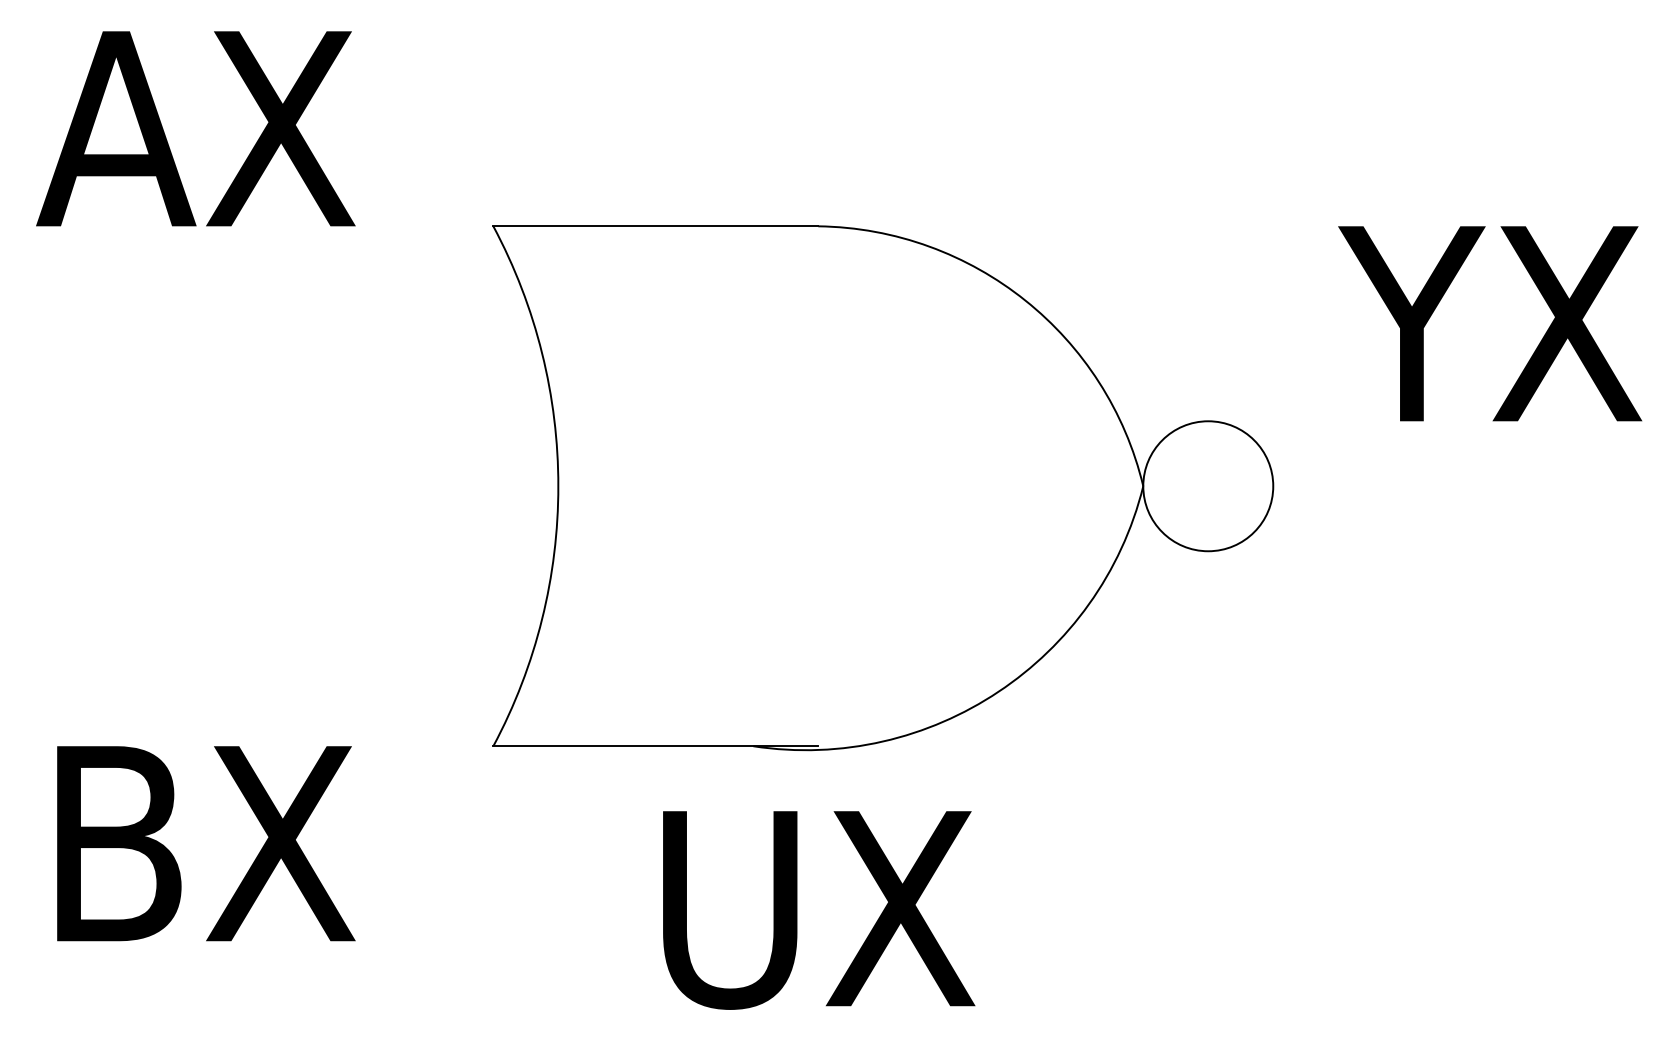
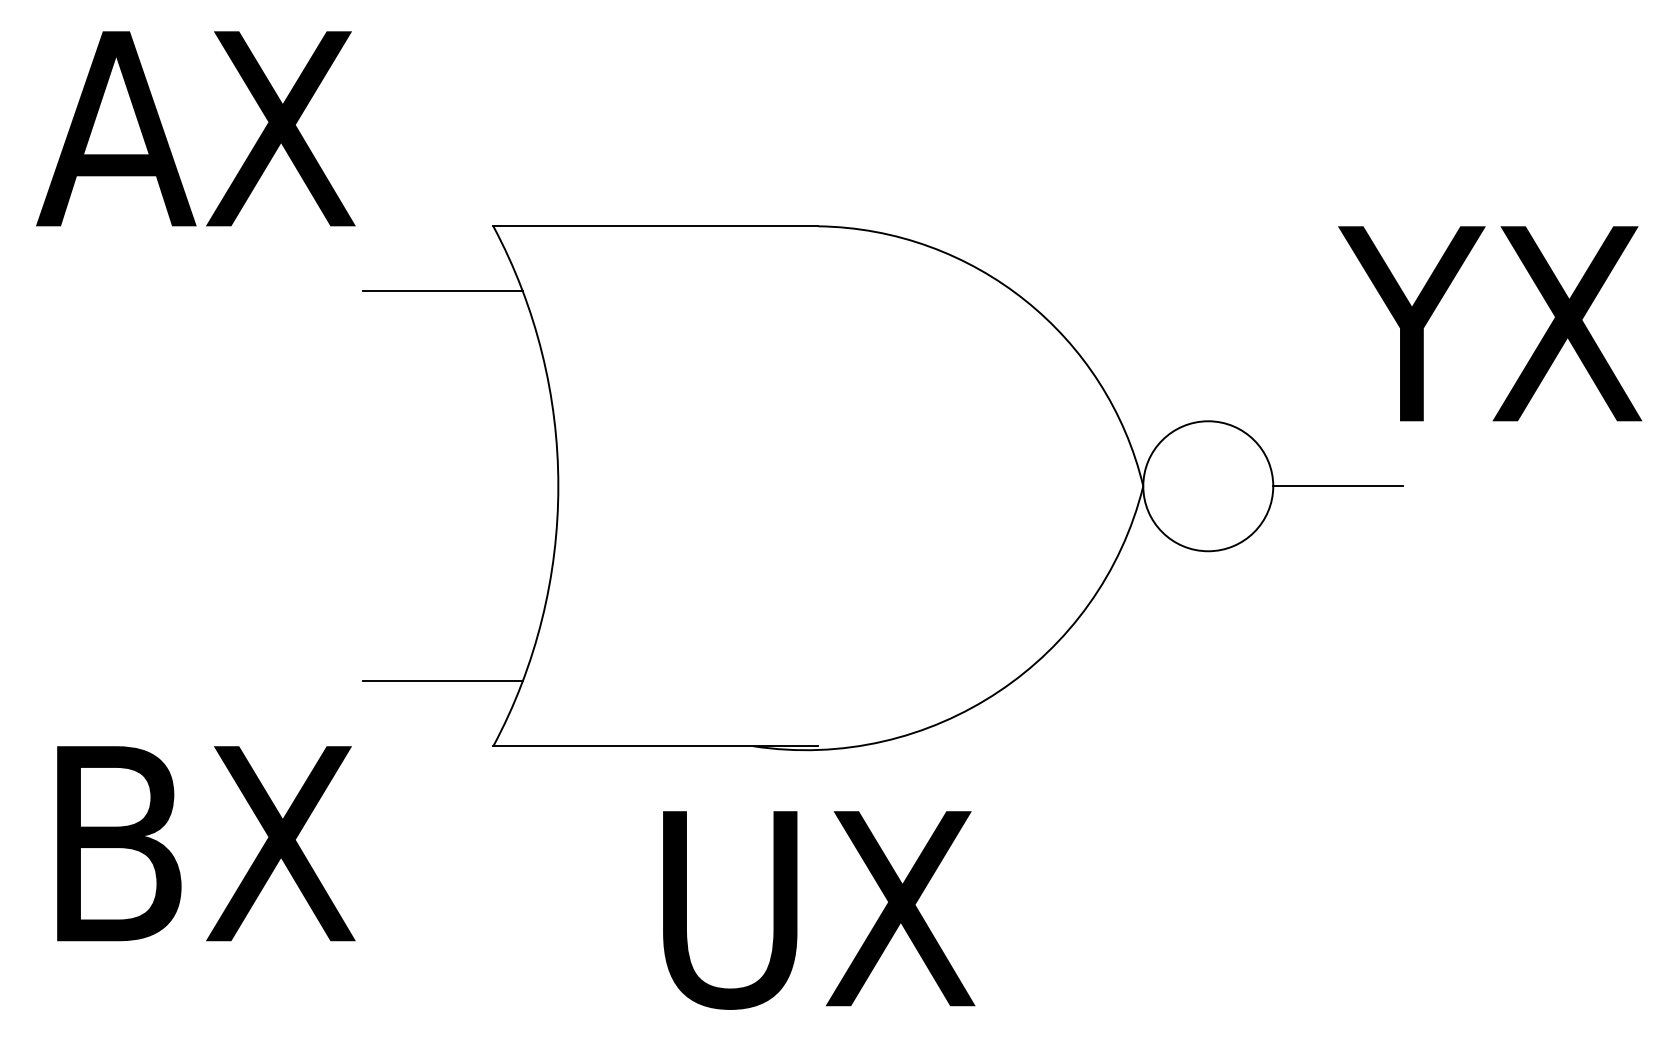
line: none -> present (442, 291)
line: none -> present (1338, 486)
line: none -> present (442, 681)
